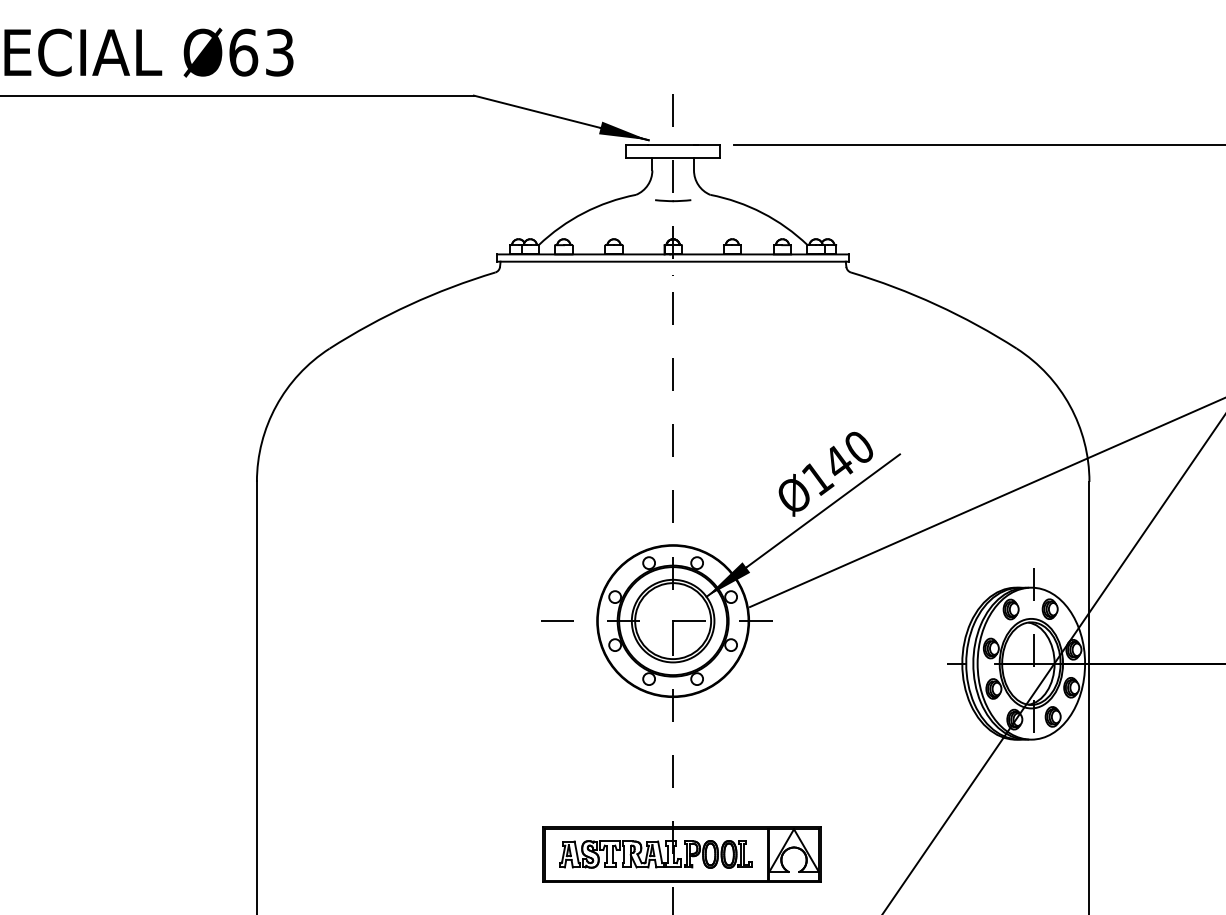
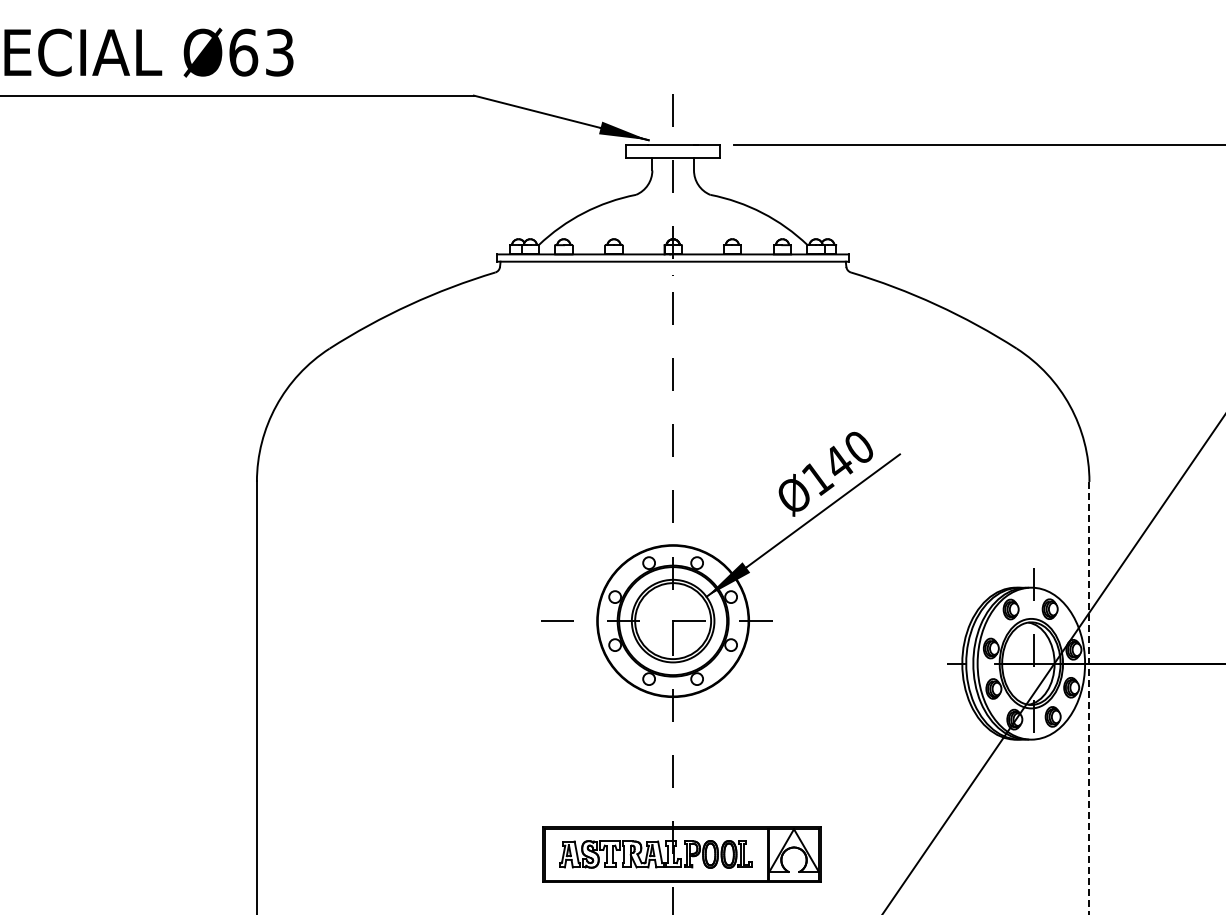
line: present -> none (673, 200)
line: present -> none (985, 502)
line: solid -> dashed (1089, 698)
